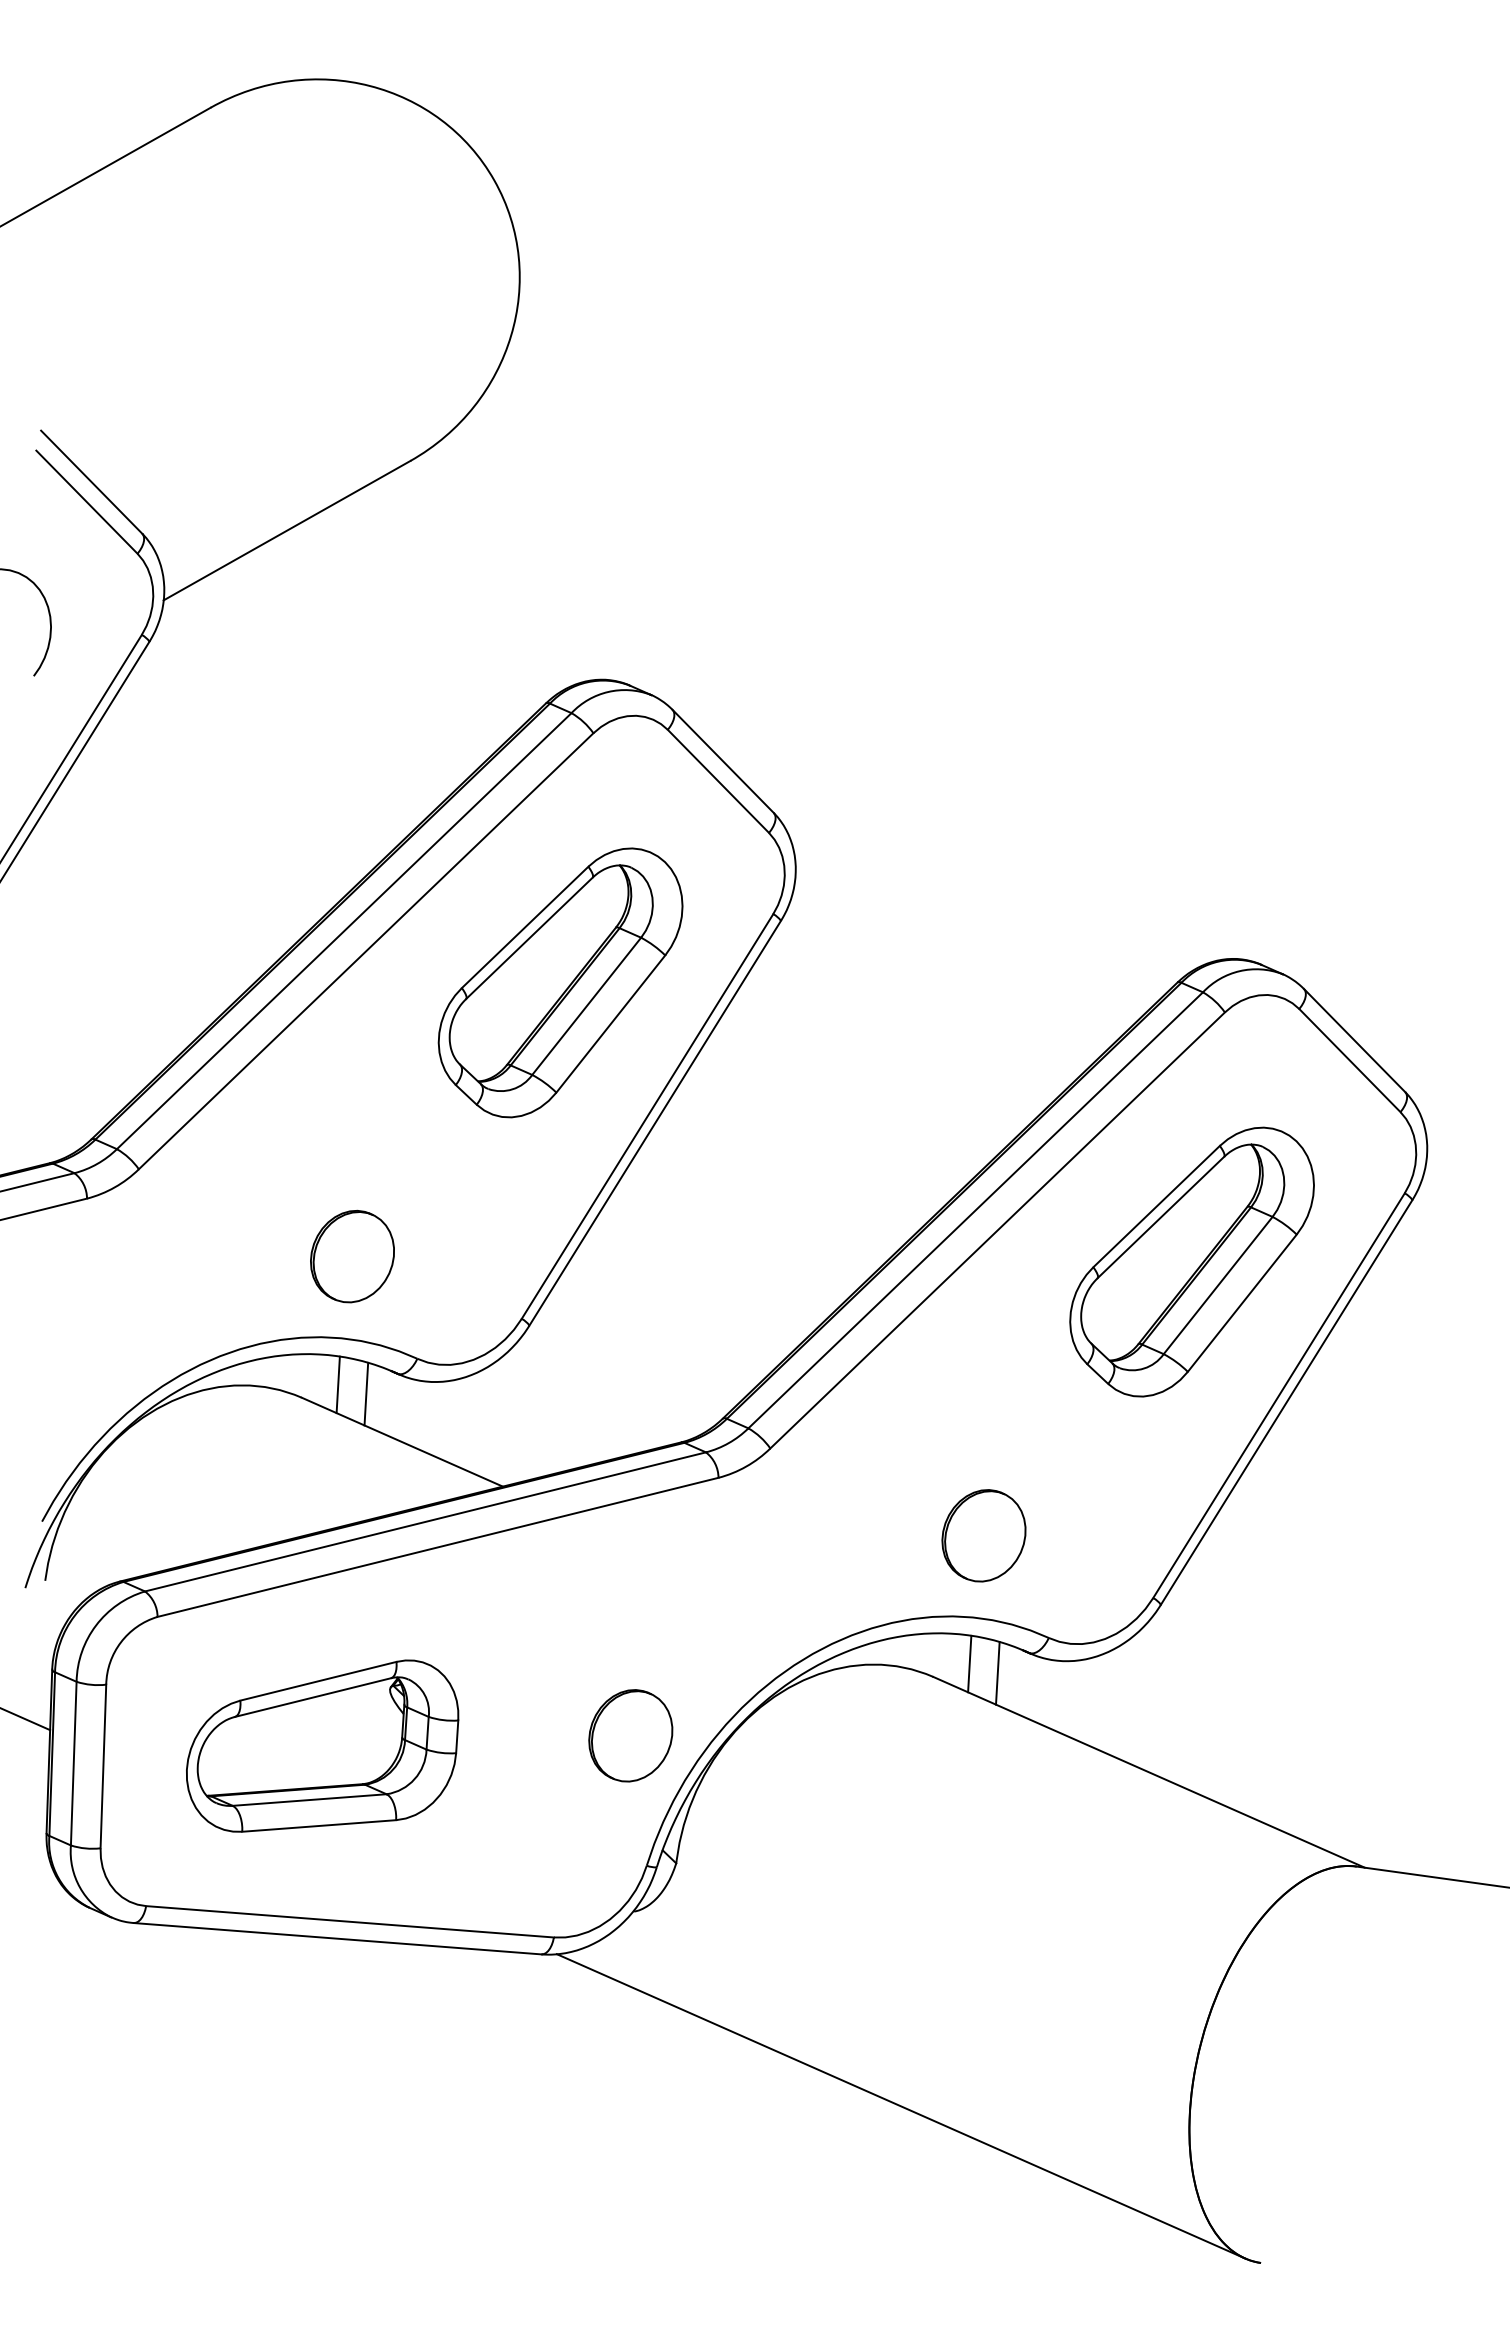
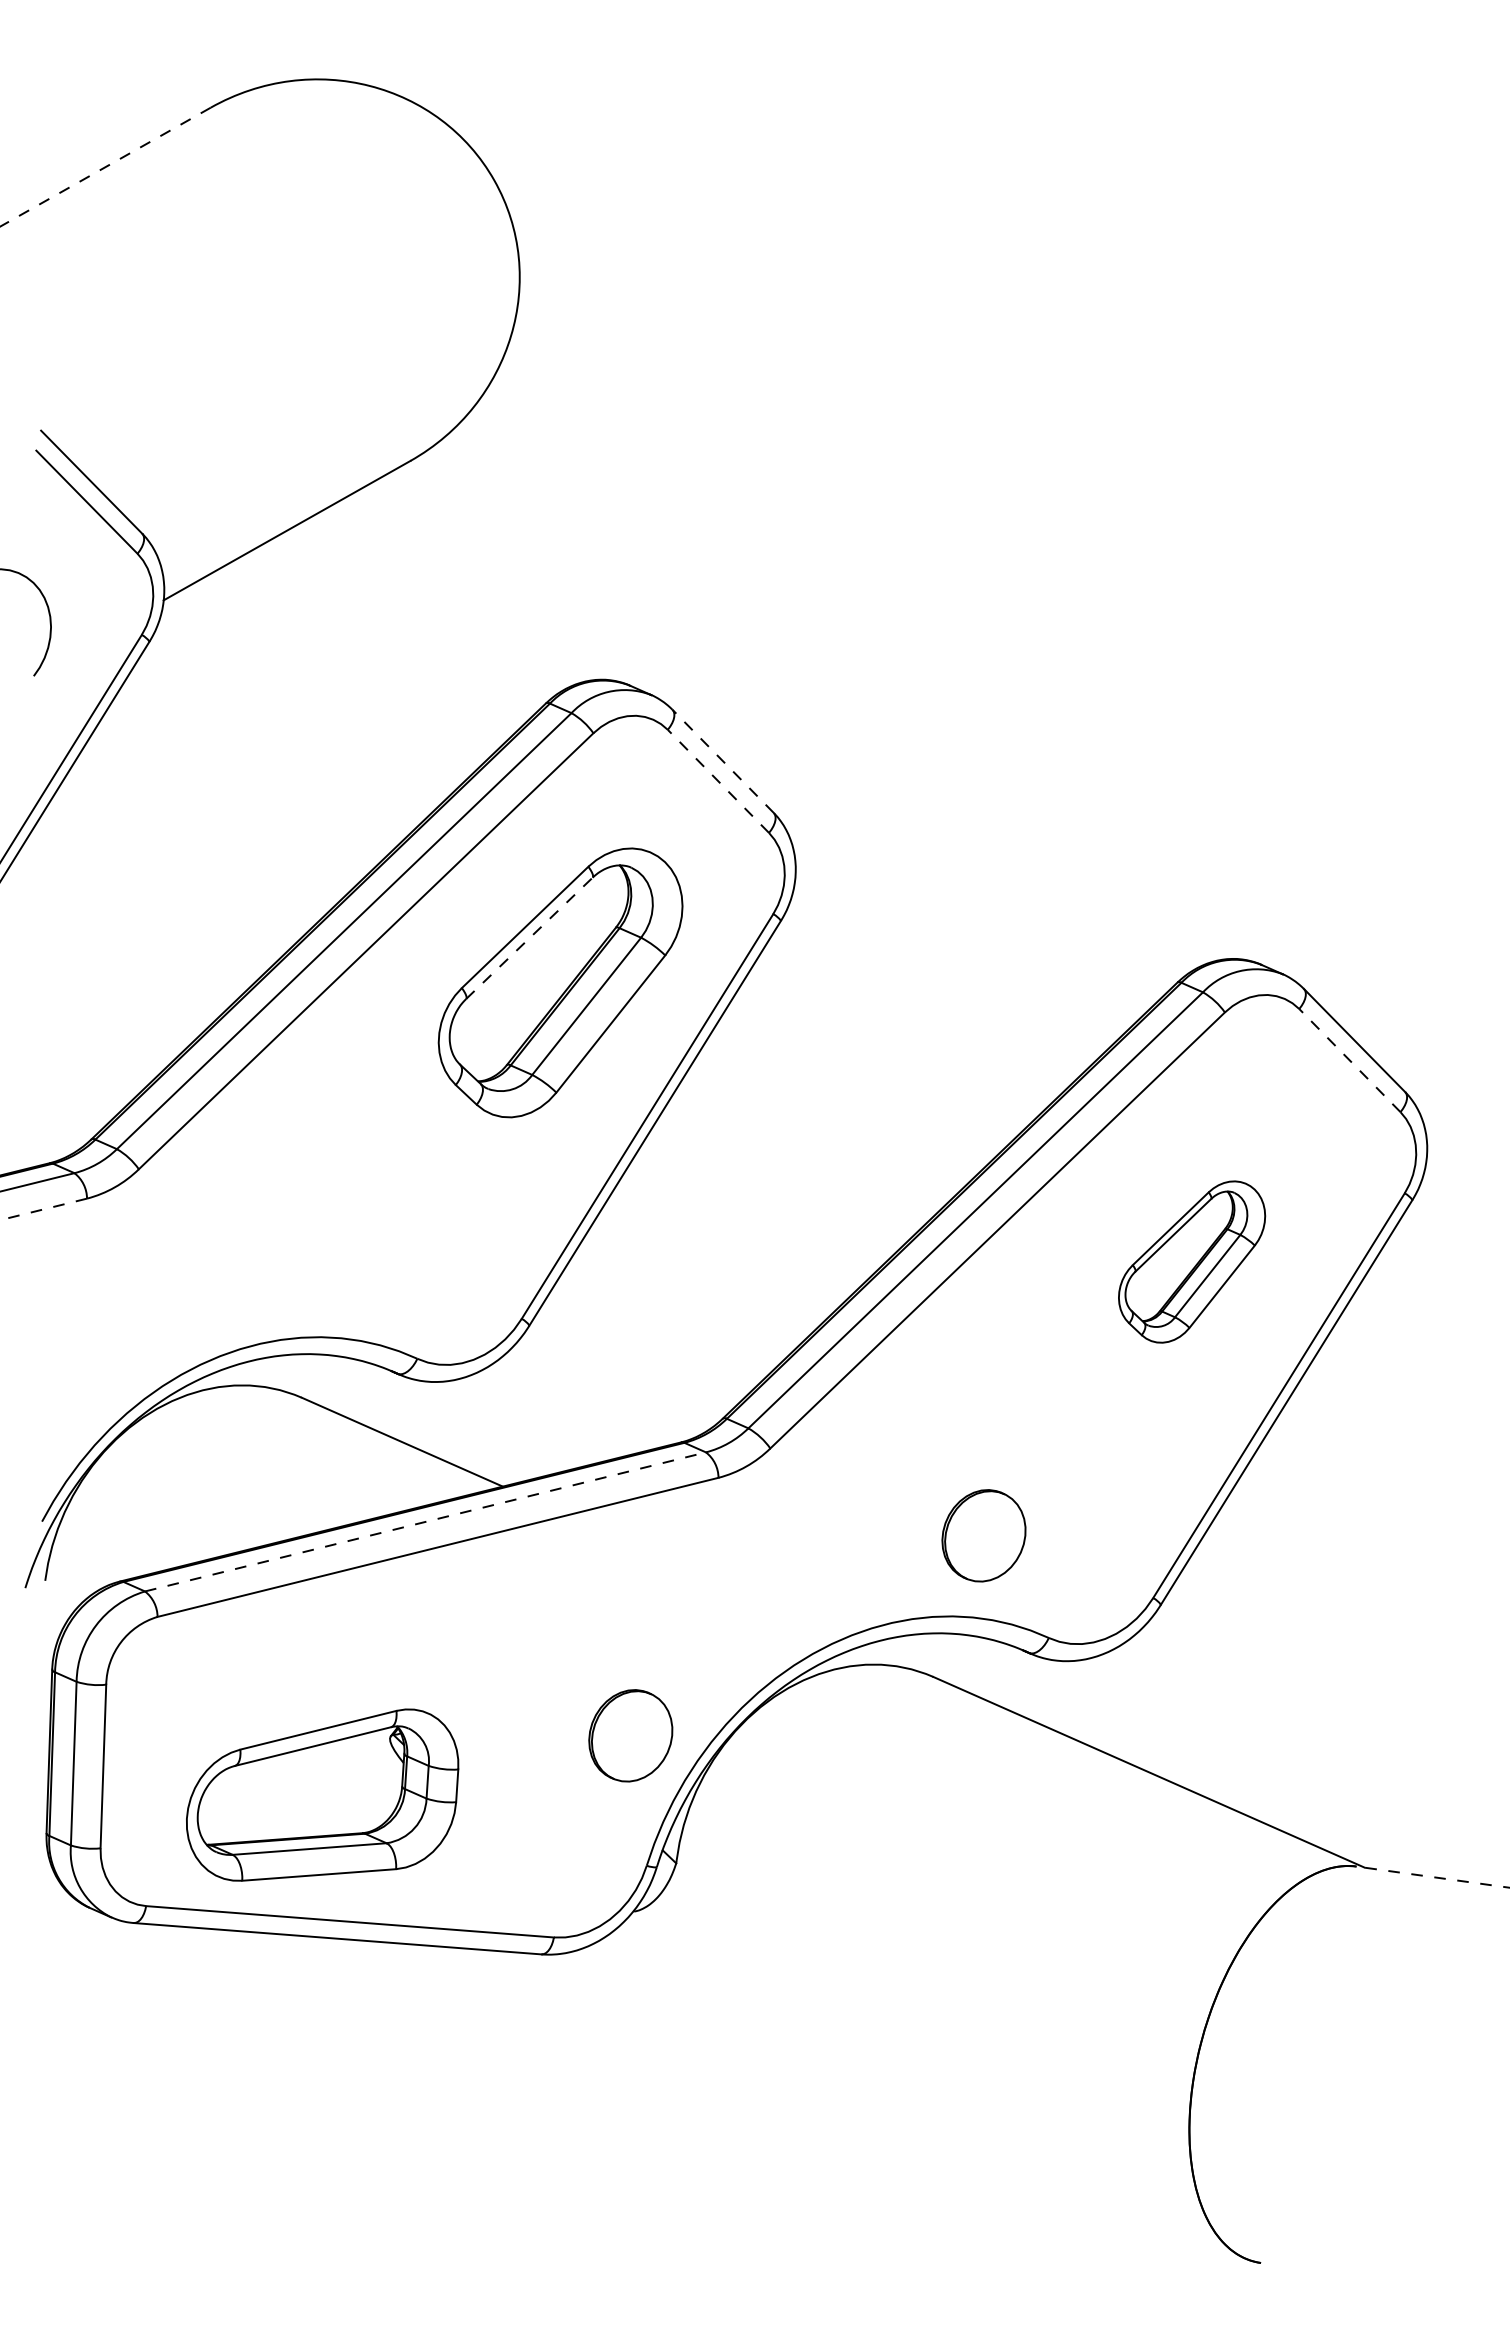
line: solid -> dashed (105, 167)
line: solid -> dashed (722, 761)
line: solid -> dashed (718, 781)
line: solid -> dashed (529, 938)
line: solid -> dashed (1349, 1060)
line: solid -> dashed (43, 1209)
part: present -> none (352, 1256)
part size: 246x272 px -> 149x164 px (1192, 1261)
line: present -> none (337, 1384)
line: present -> none (366, 1393)
line: solid -> dashed (425, 1521)
line: present -> none (969, 1663)
line: present -> none (997, 1673)
line: present -> none (26, 1719)
part position: (322, 1745) -> (322, 1794) (322, 1794)
line: solid -> dashed (1432, 1877)
line: present -> none (900, 2106)
